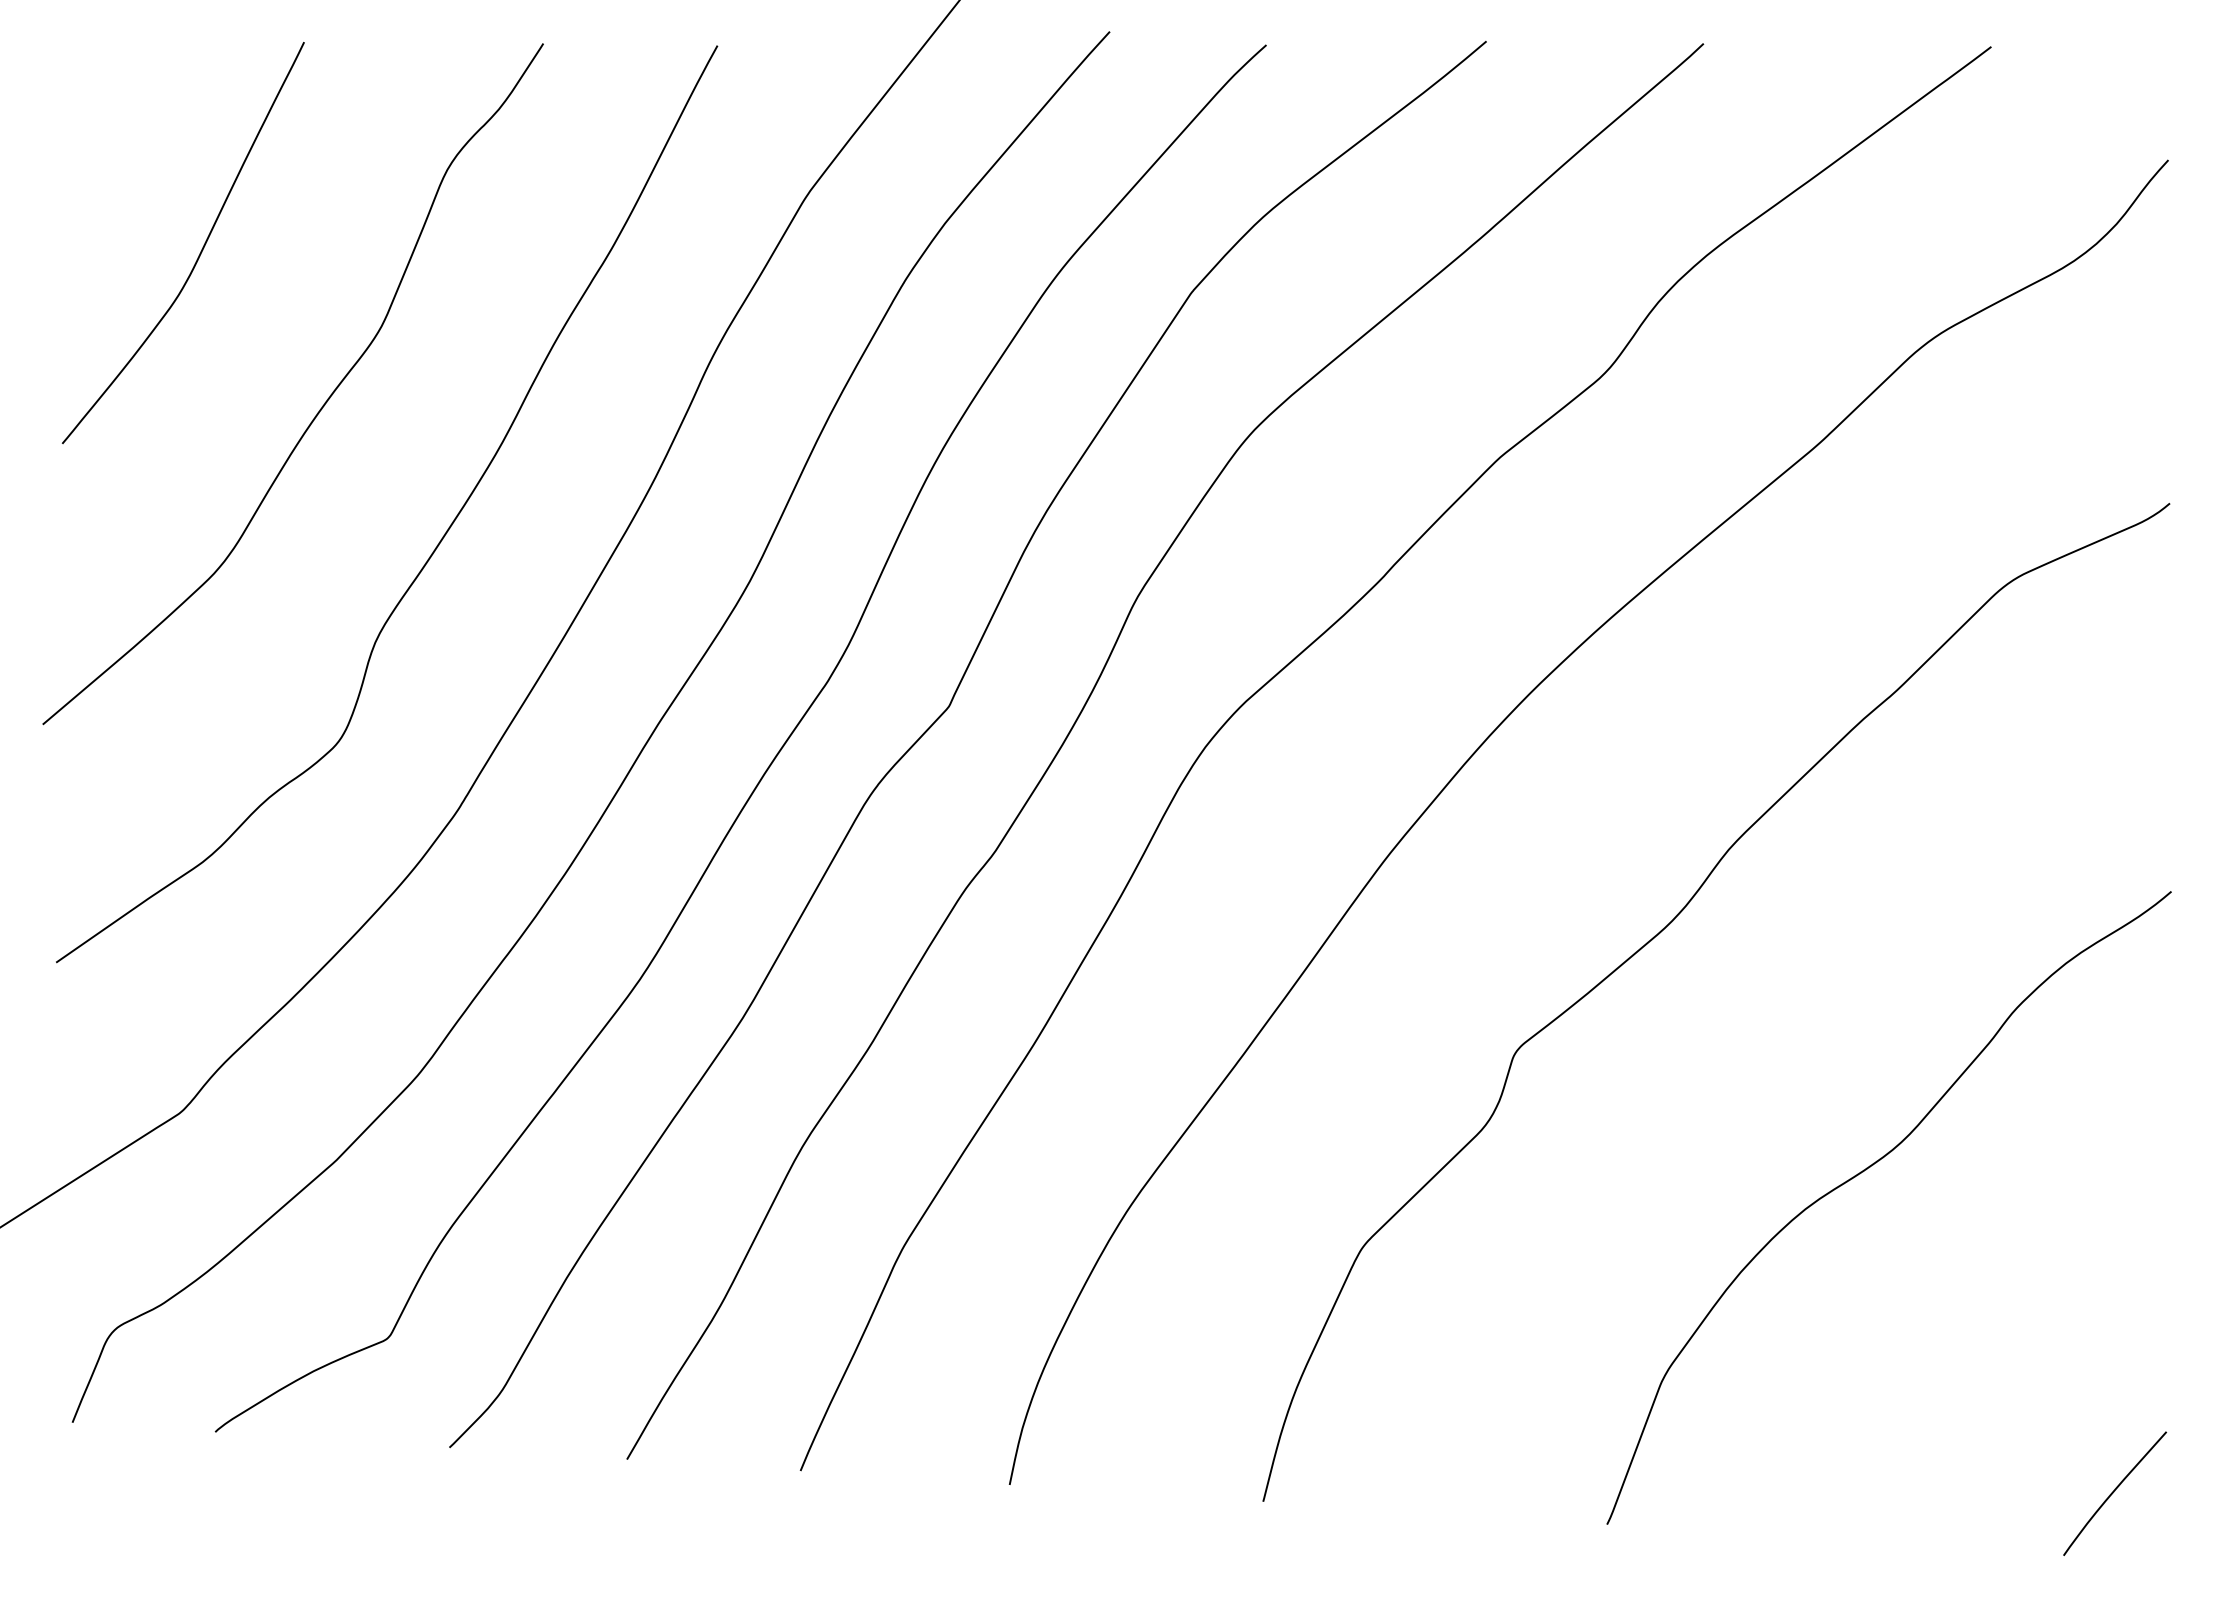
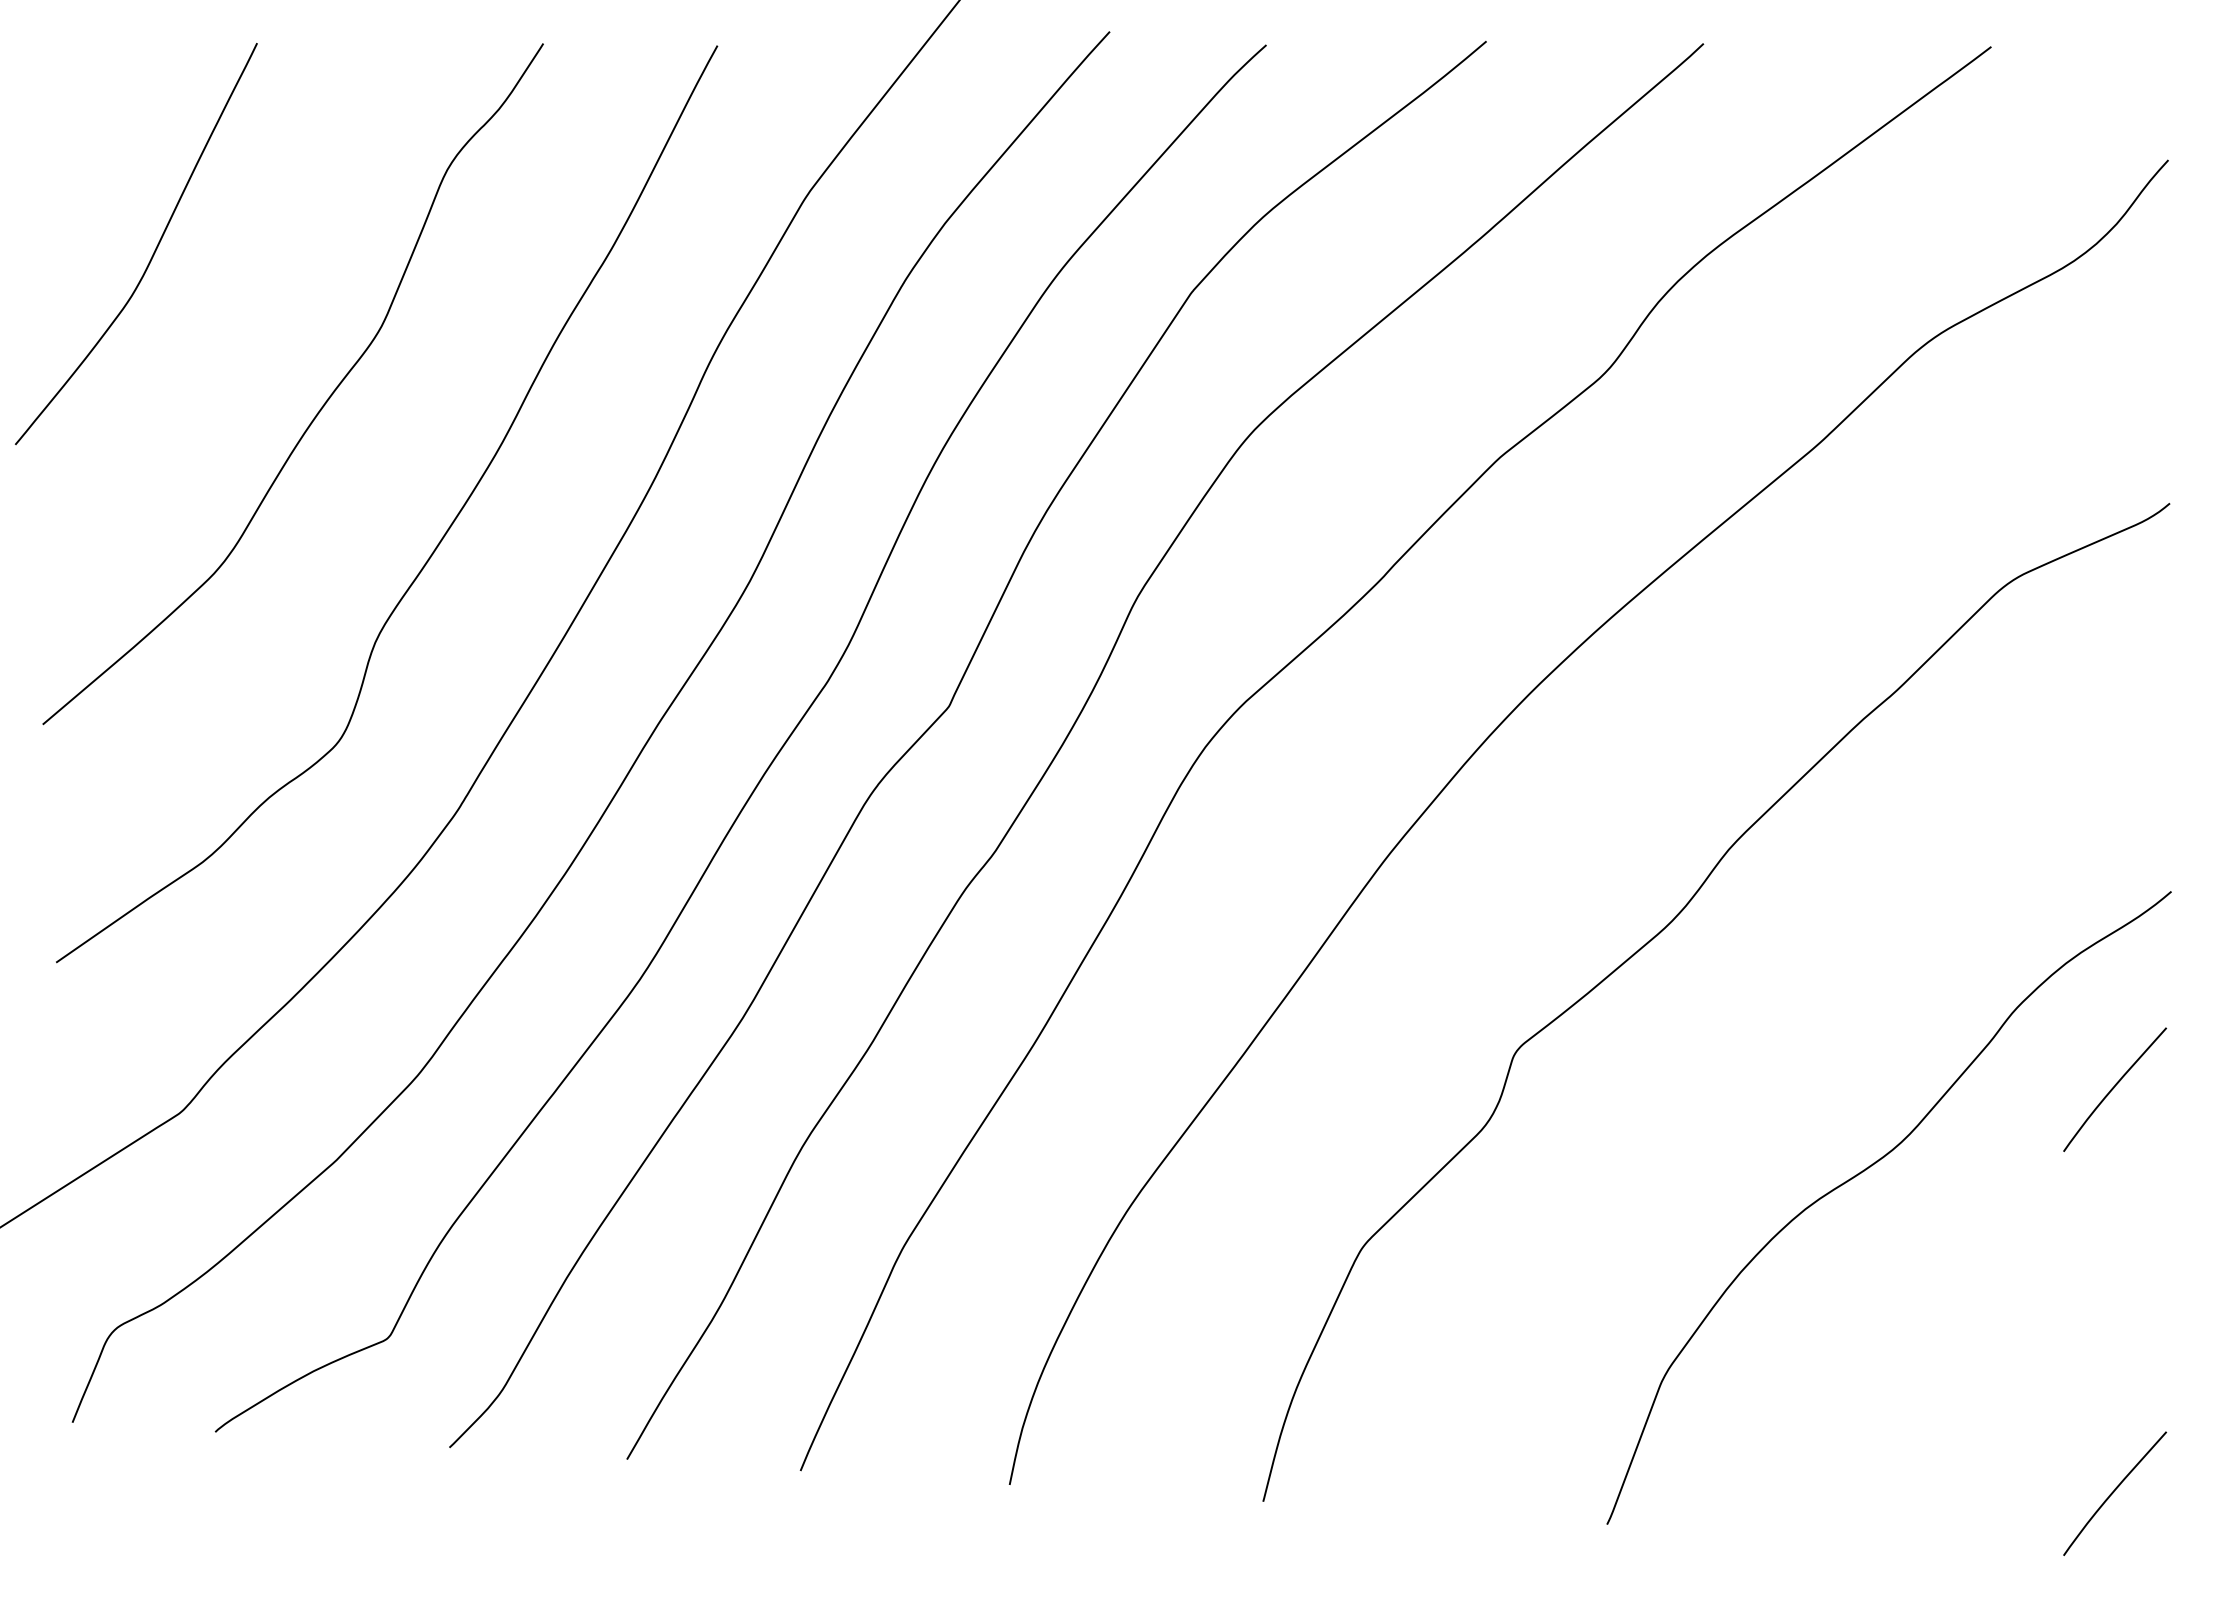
curve position: (200, 251) -> (153, 252) (153, 252)
curve: none -> present (2114, 1088)
